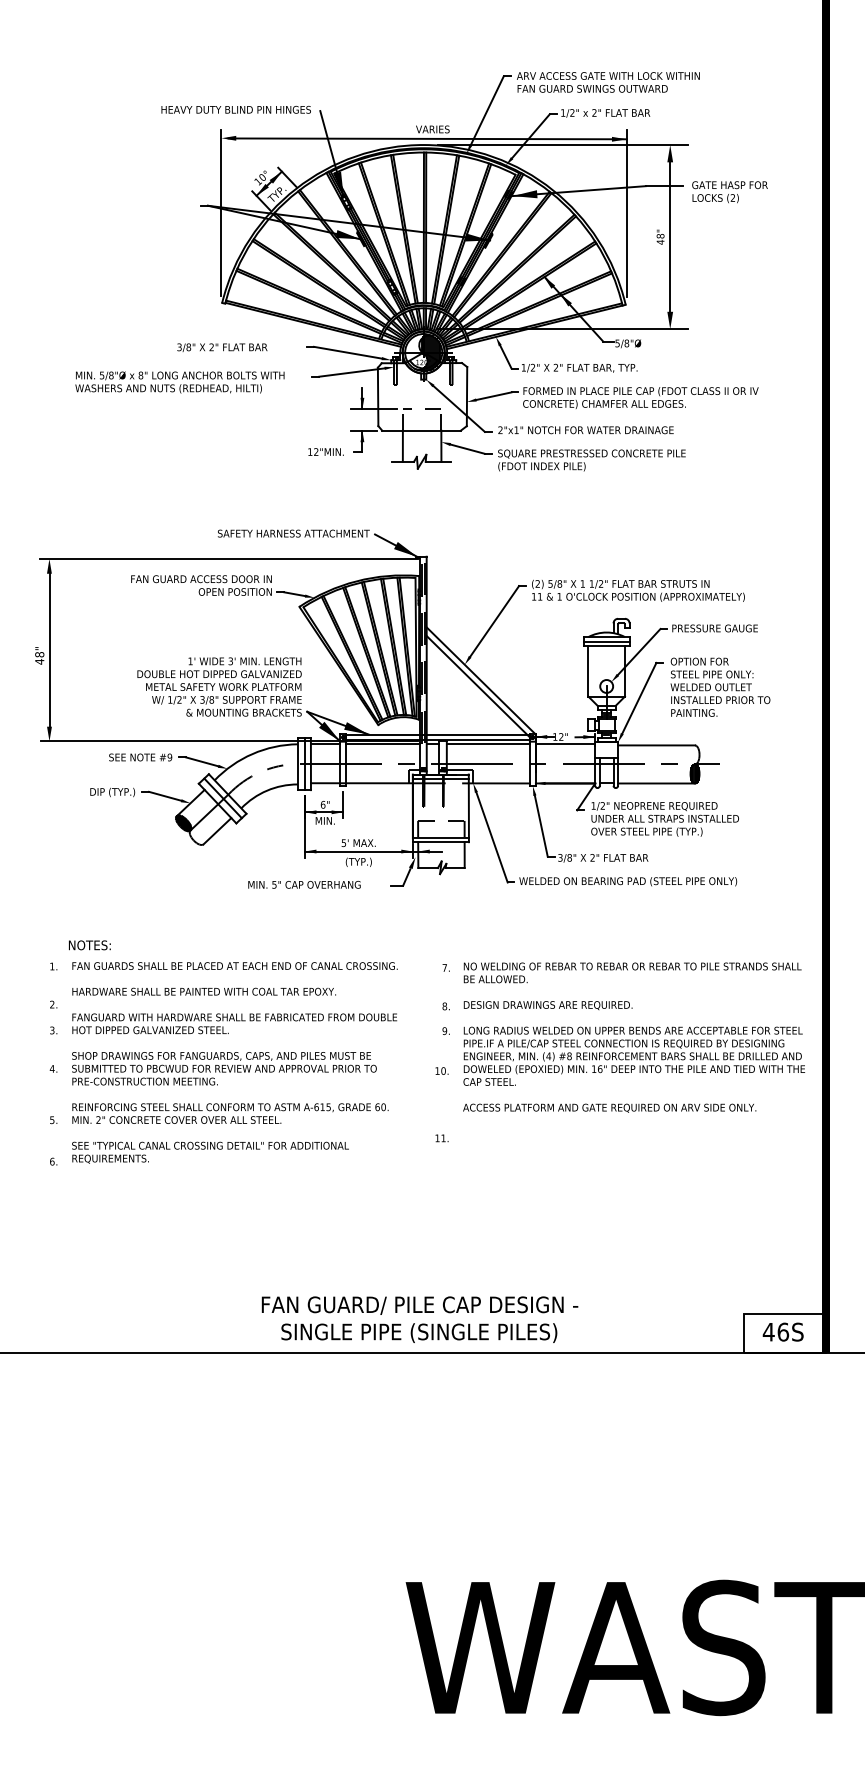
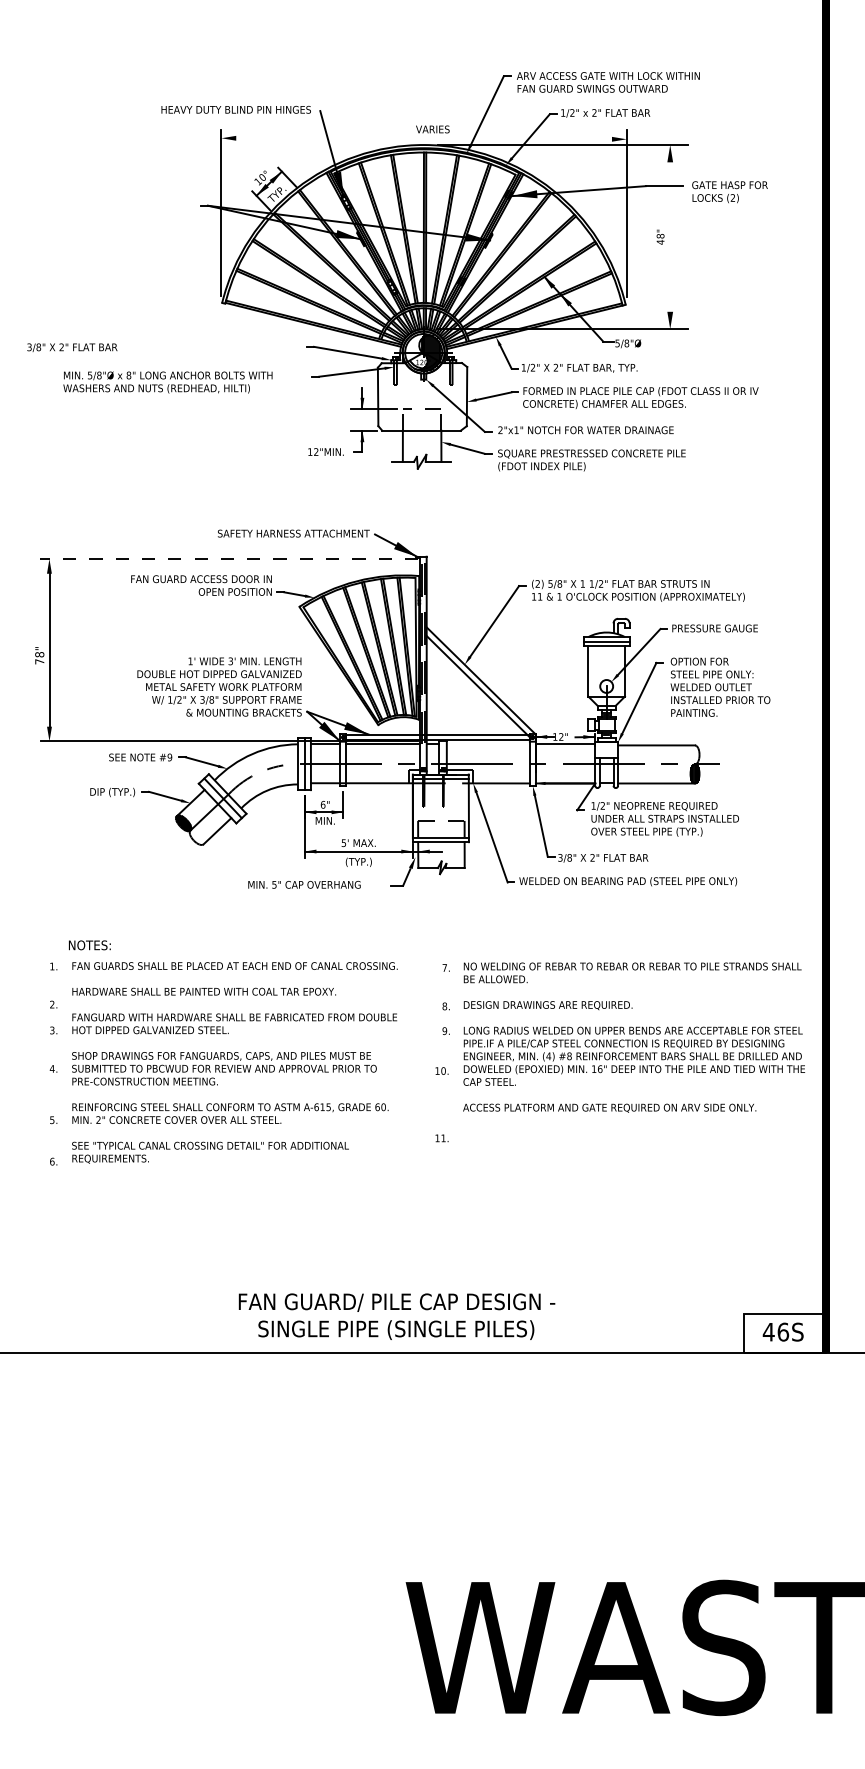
line: present -> none (427, 138)
line: present -> none (670, 236)
text position: (222, 347) -> (72, 347) (72, 347)
text position: (179, 382) -> (167, 382) (167, 382)
line: solid -> dashed (229, 558)
text: 48" -> 78" (39, 661)
line: present -> none (487, 744)
text position: (419, 1319) -> (396, 1316) (396, 1316)
